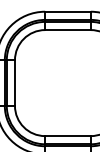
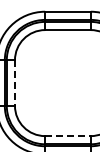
line: solid -> dashed (14, 83)
line: solid -> dashed (67, 136)
